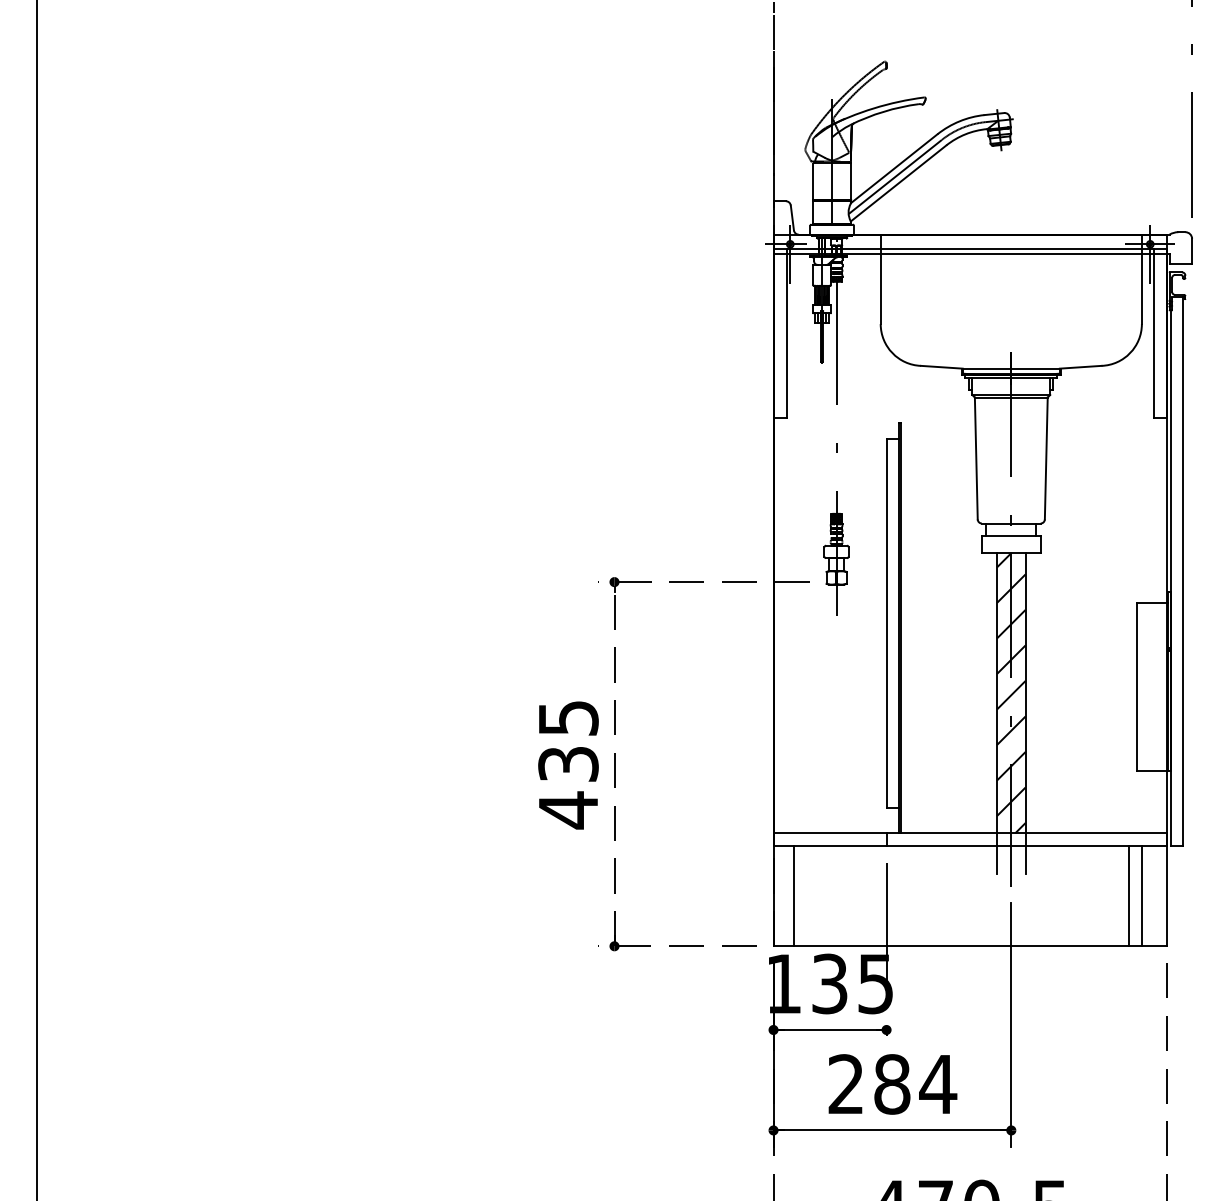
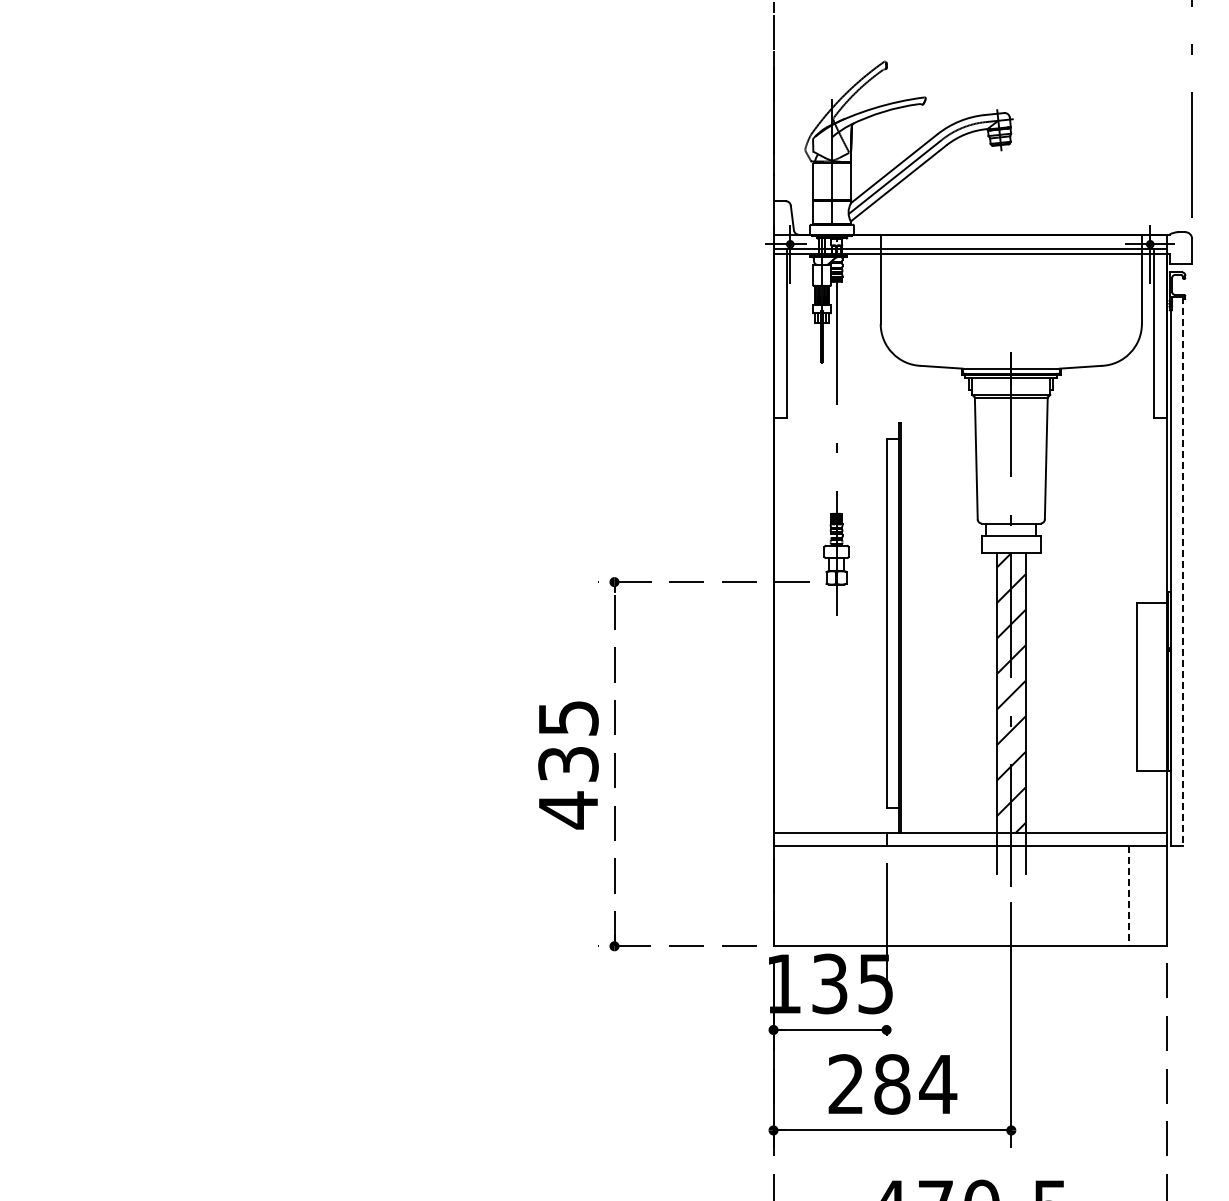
line: solid -> dashed (1183, 572)
line: present -> none (36, 599)
line: present -> none (794, 895)
line: present -> none (1141, 895)
line: solid -> dashed (1129, 896)
